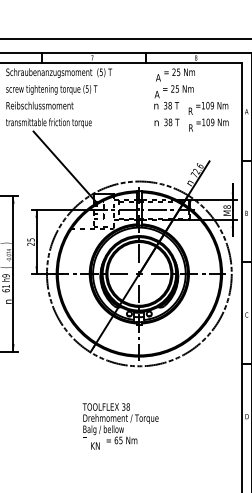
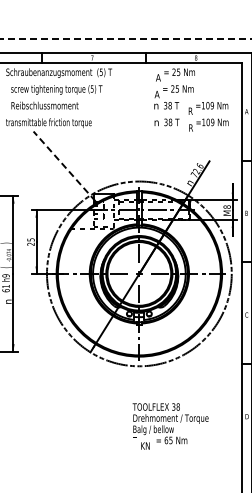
line: solid -> dashed (126, 38)
text position: (51, 97) -> (56, 97) (56, 97)
line: solid -> dashed (64, 166)
text position: (120, 426) -> (170, 426) (170, 426)
